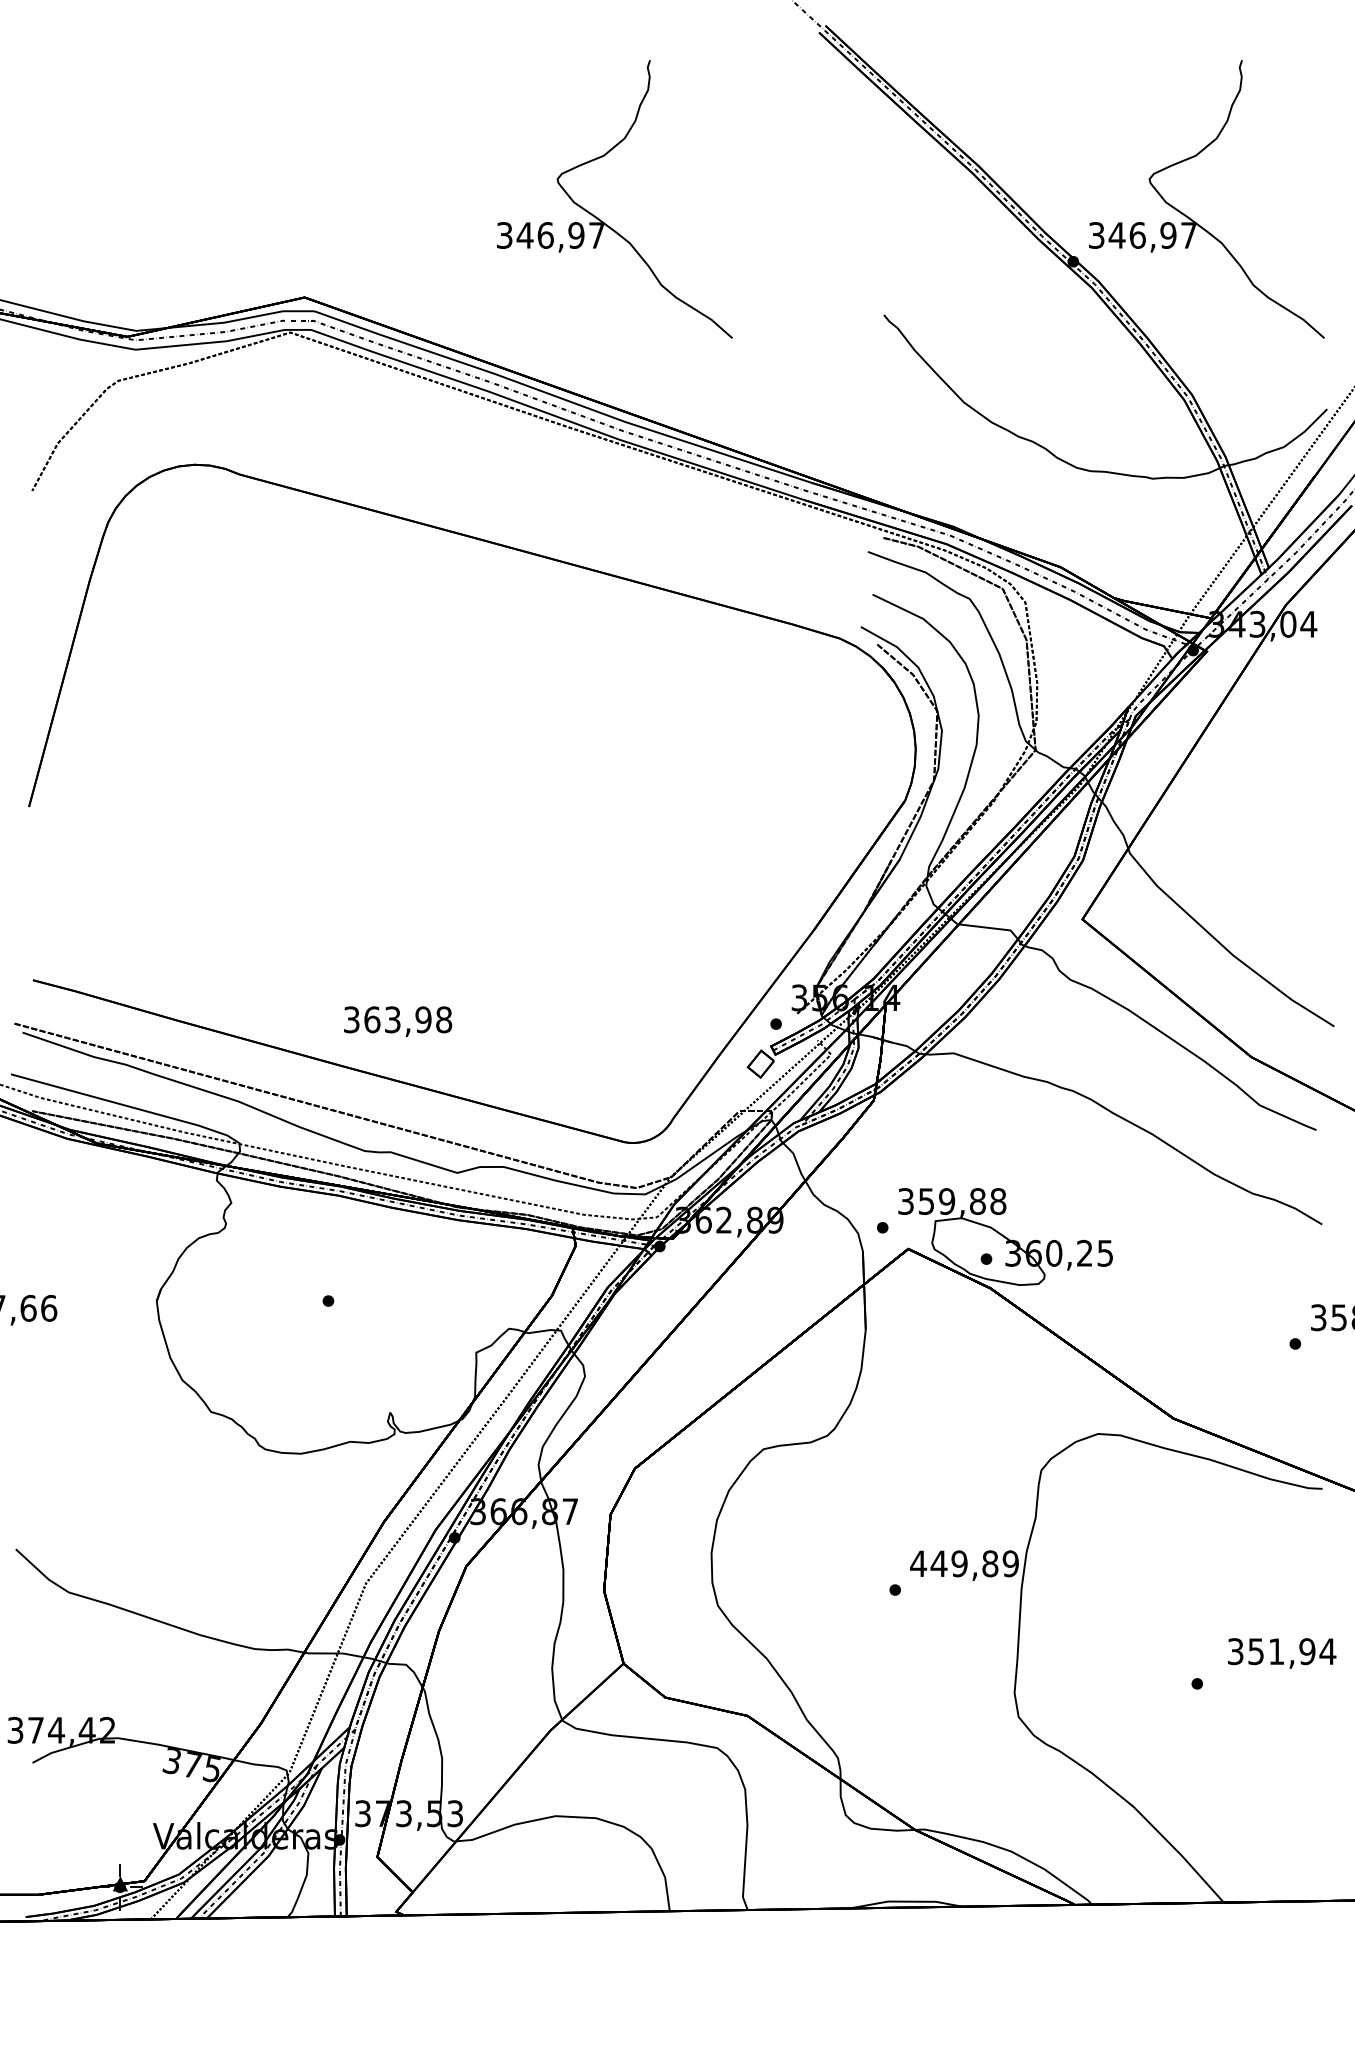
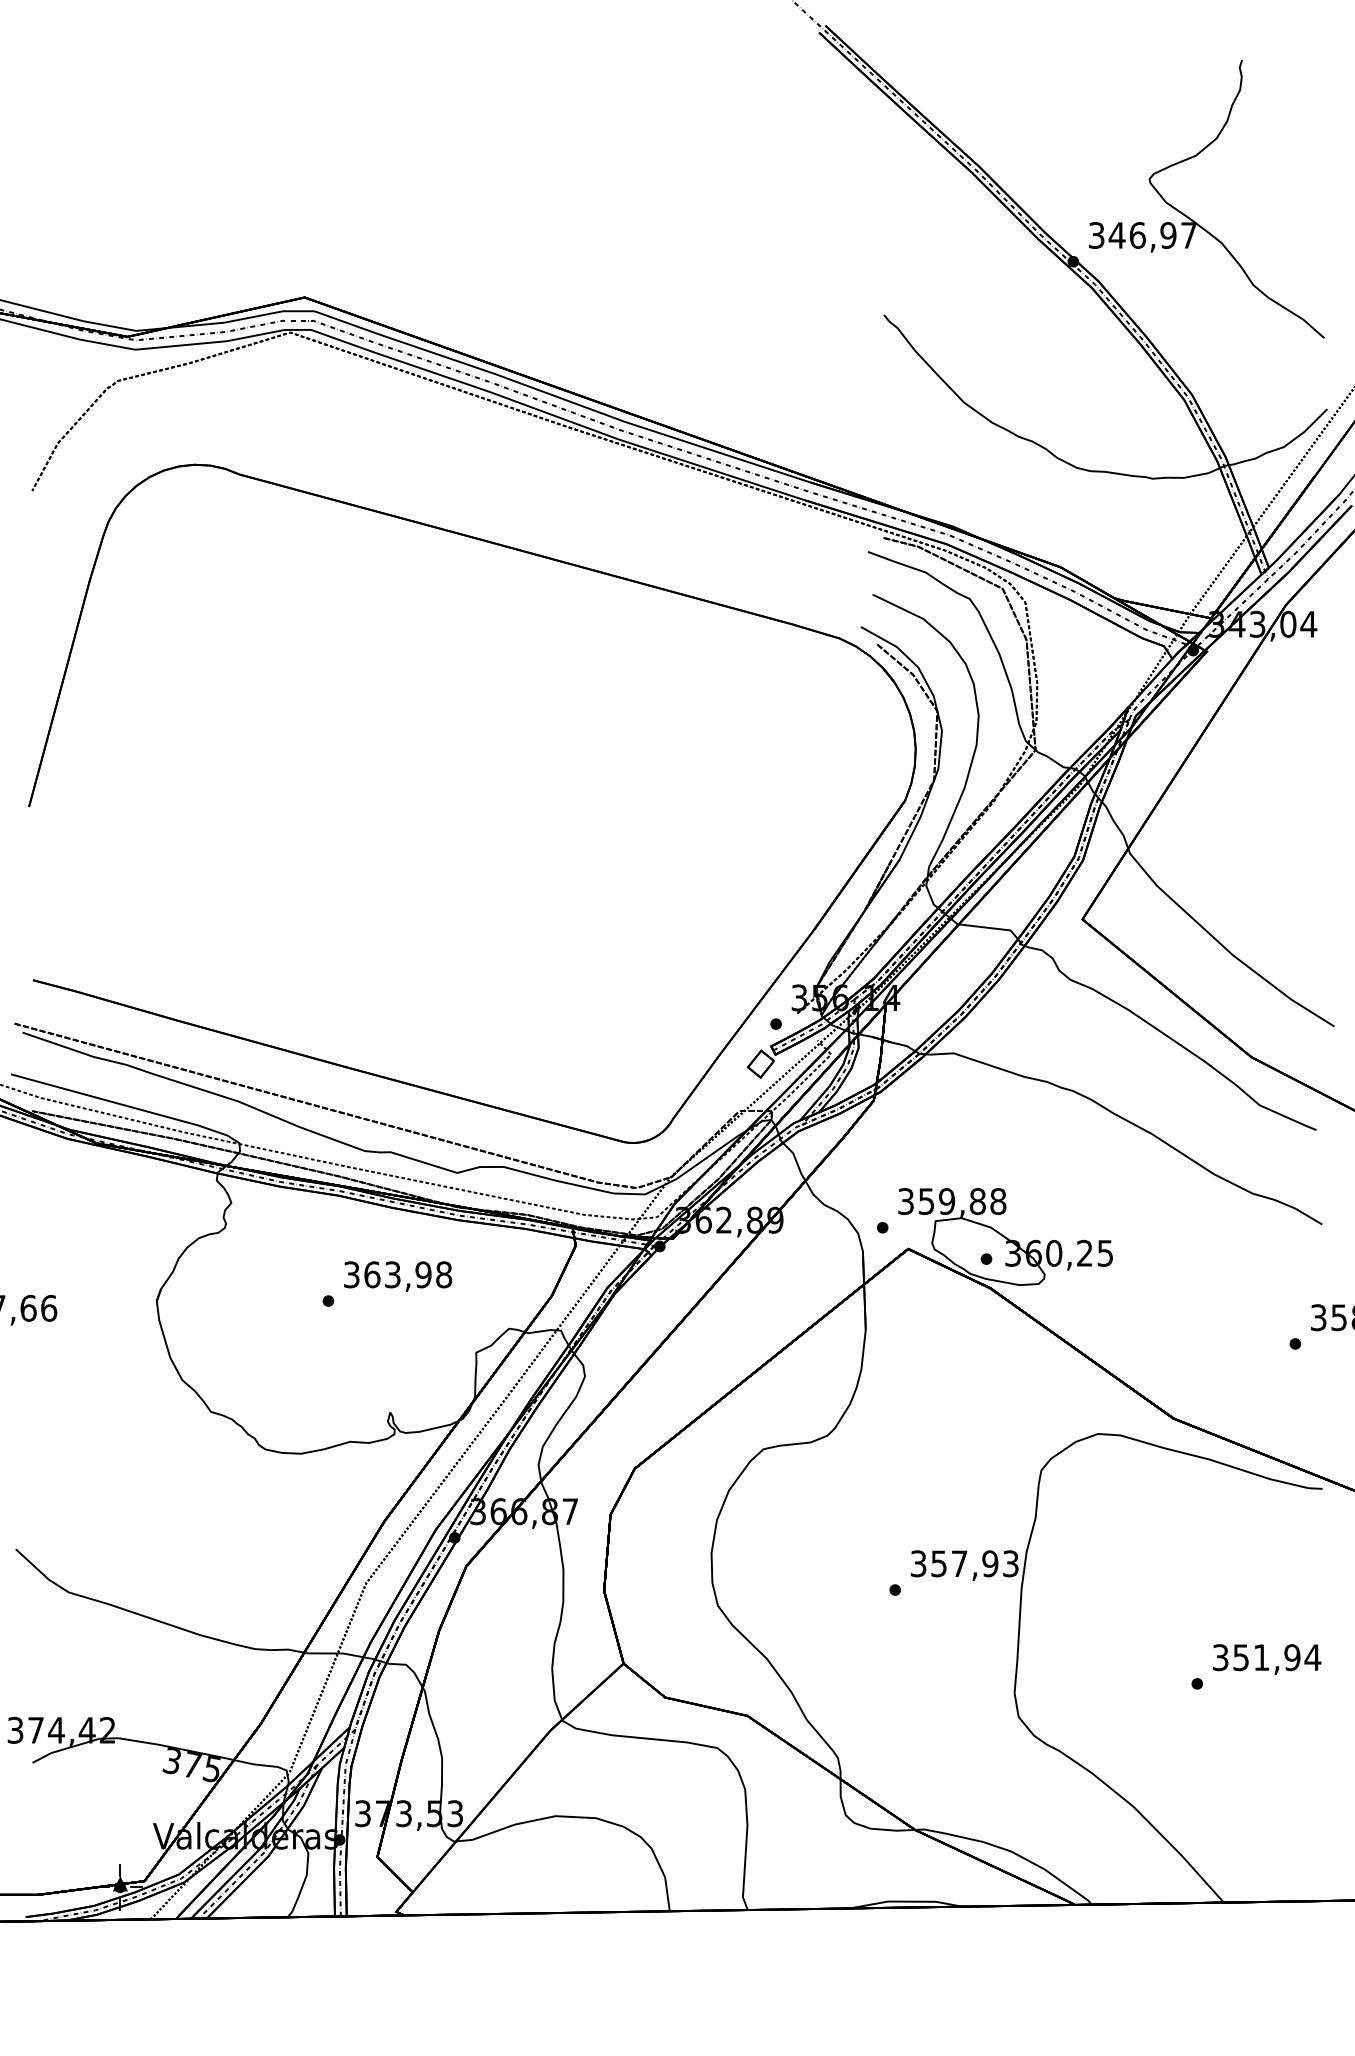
part: present -> none (599, 218)
text position: (398, 1021) -> (398, 1276) (398, 1276)
text: 449,89 -> 357,93 (964, 1563)
text position: (1282, 1653) -> (1267, 1659) (1267, 1659)
